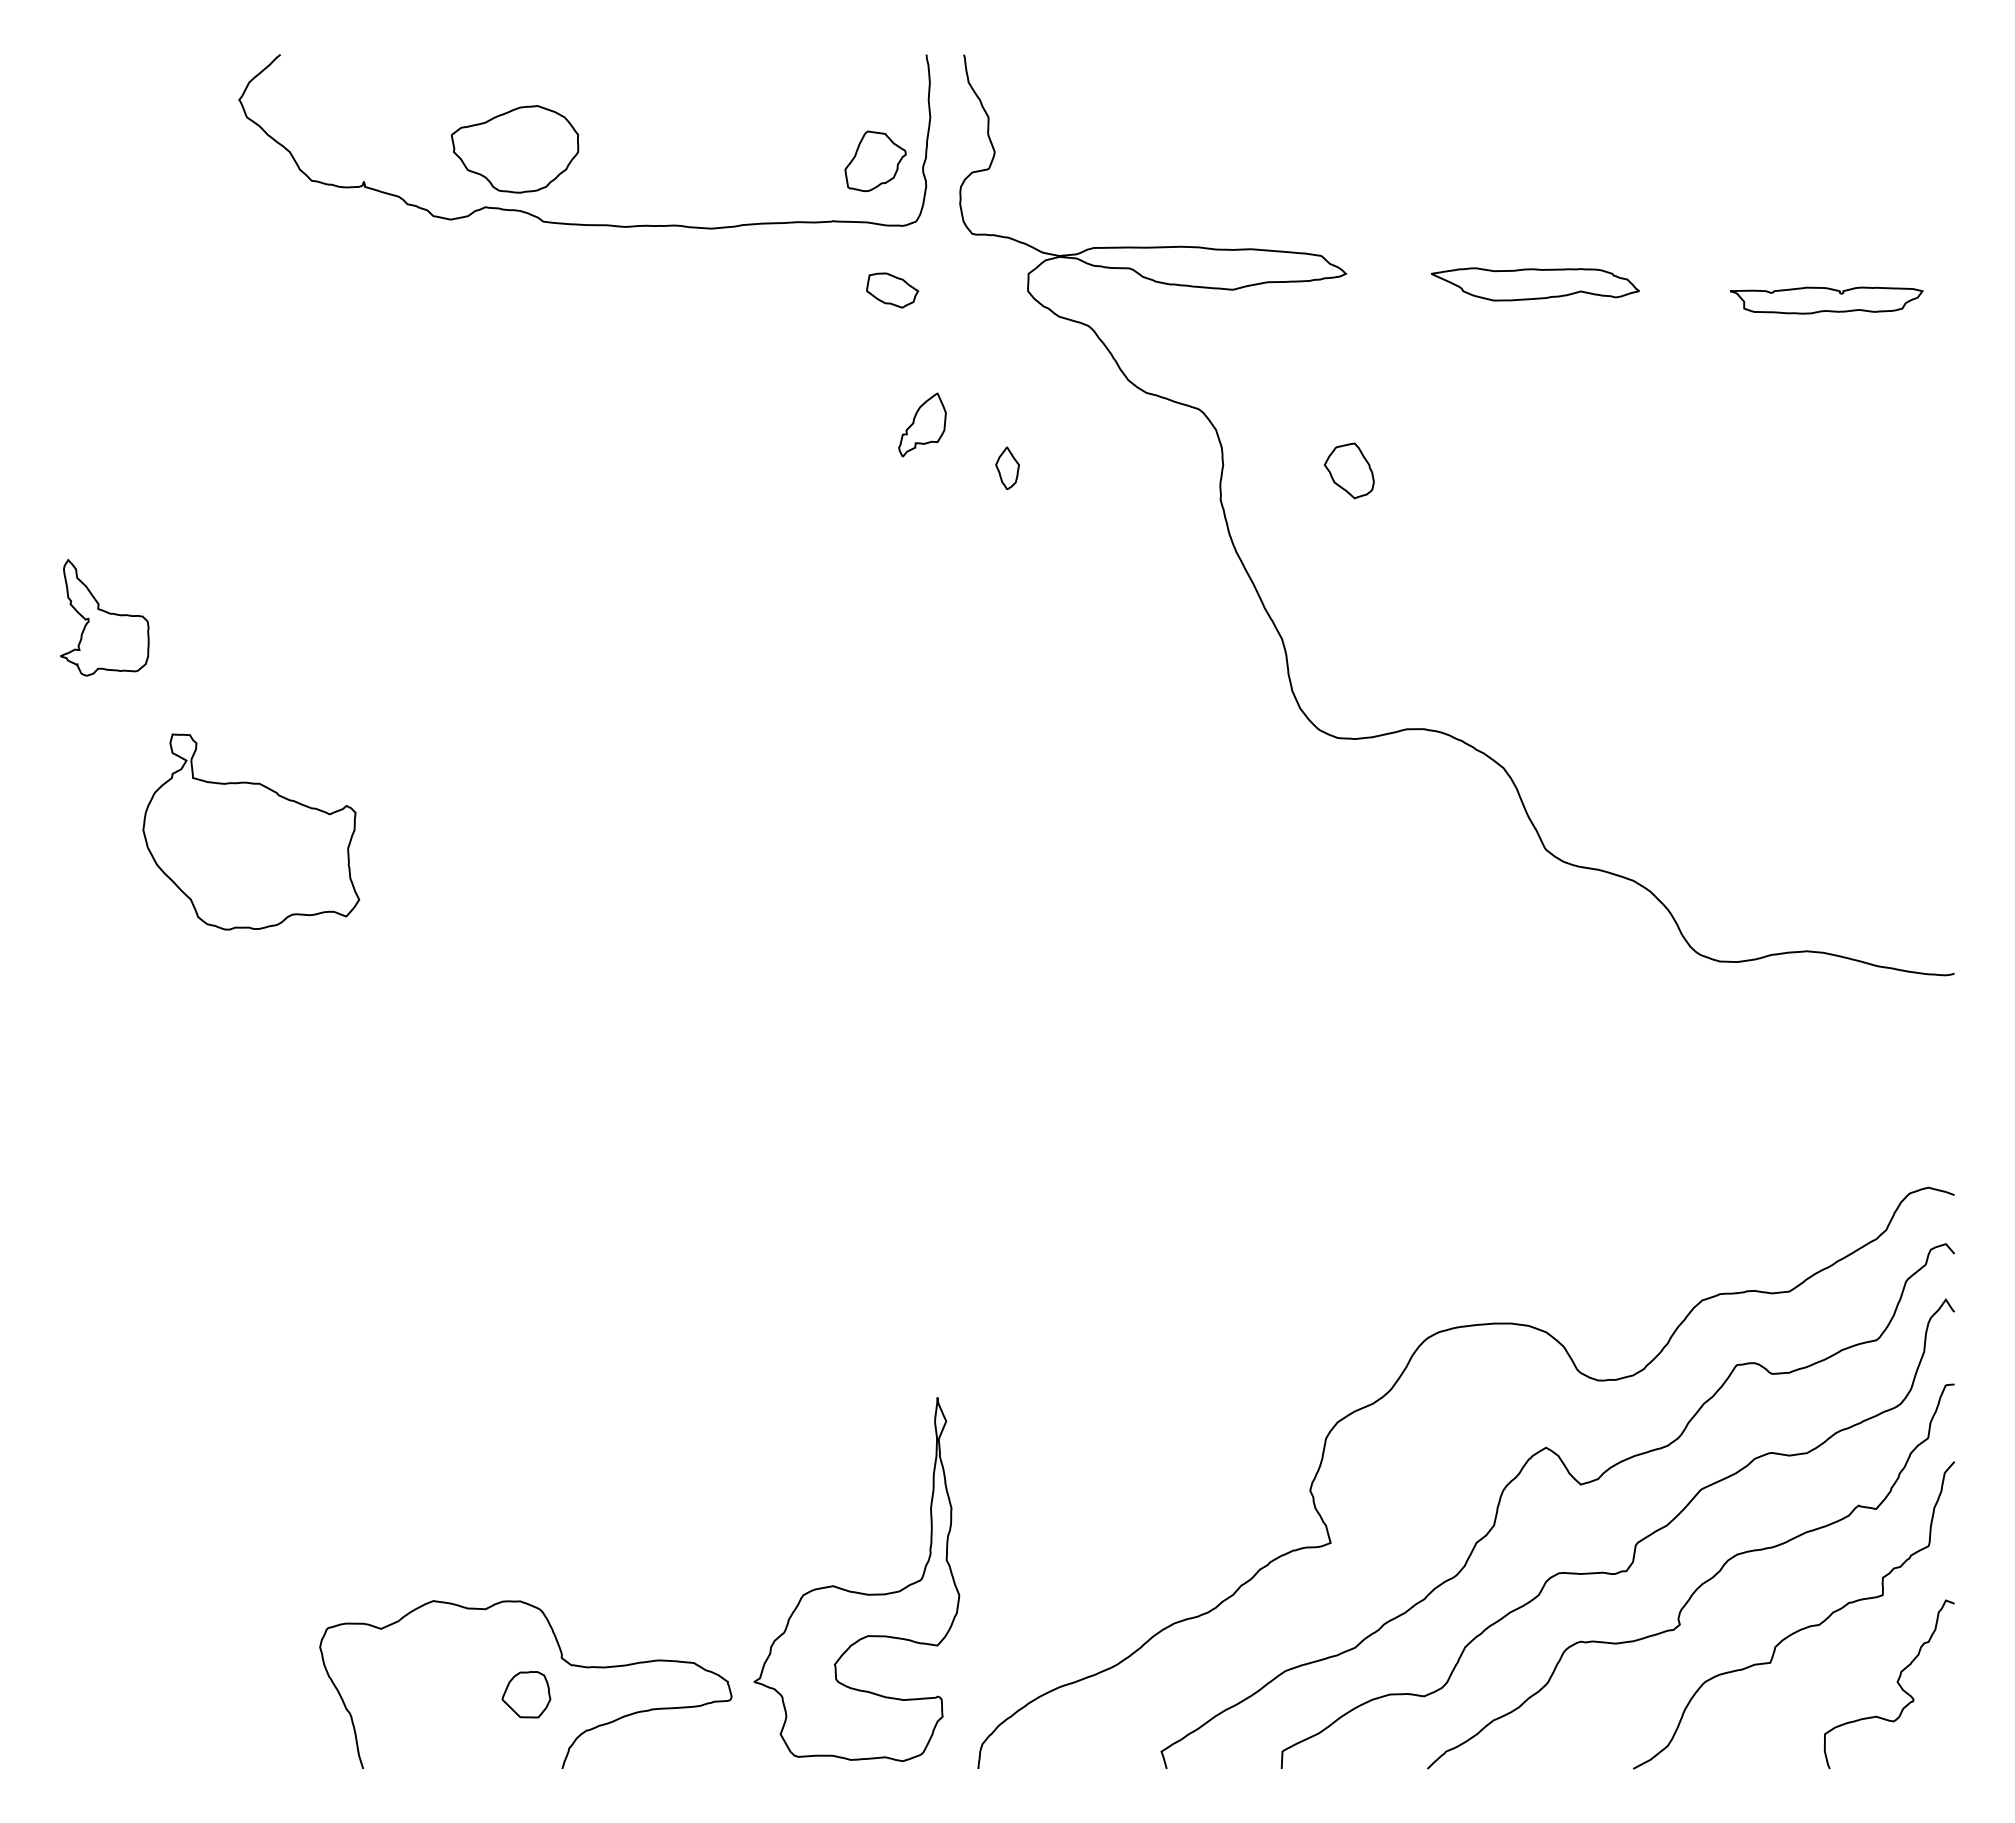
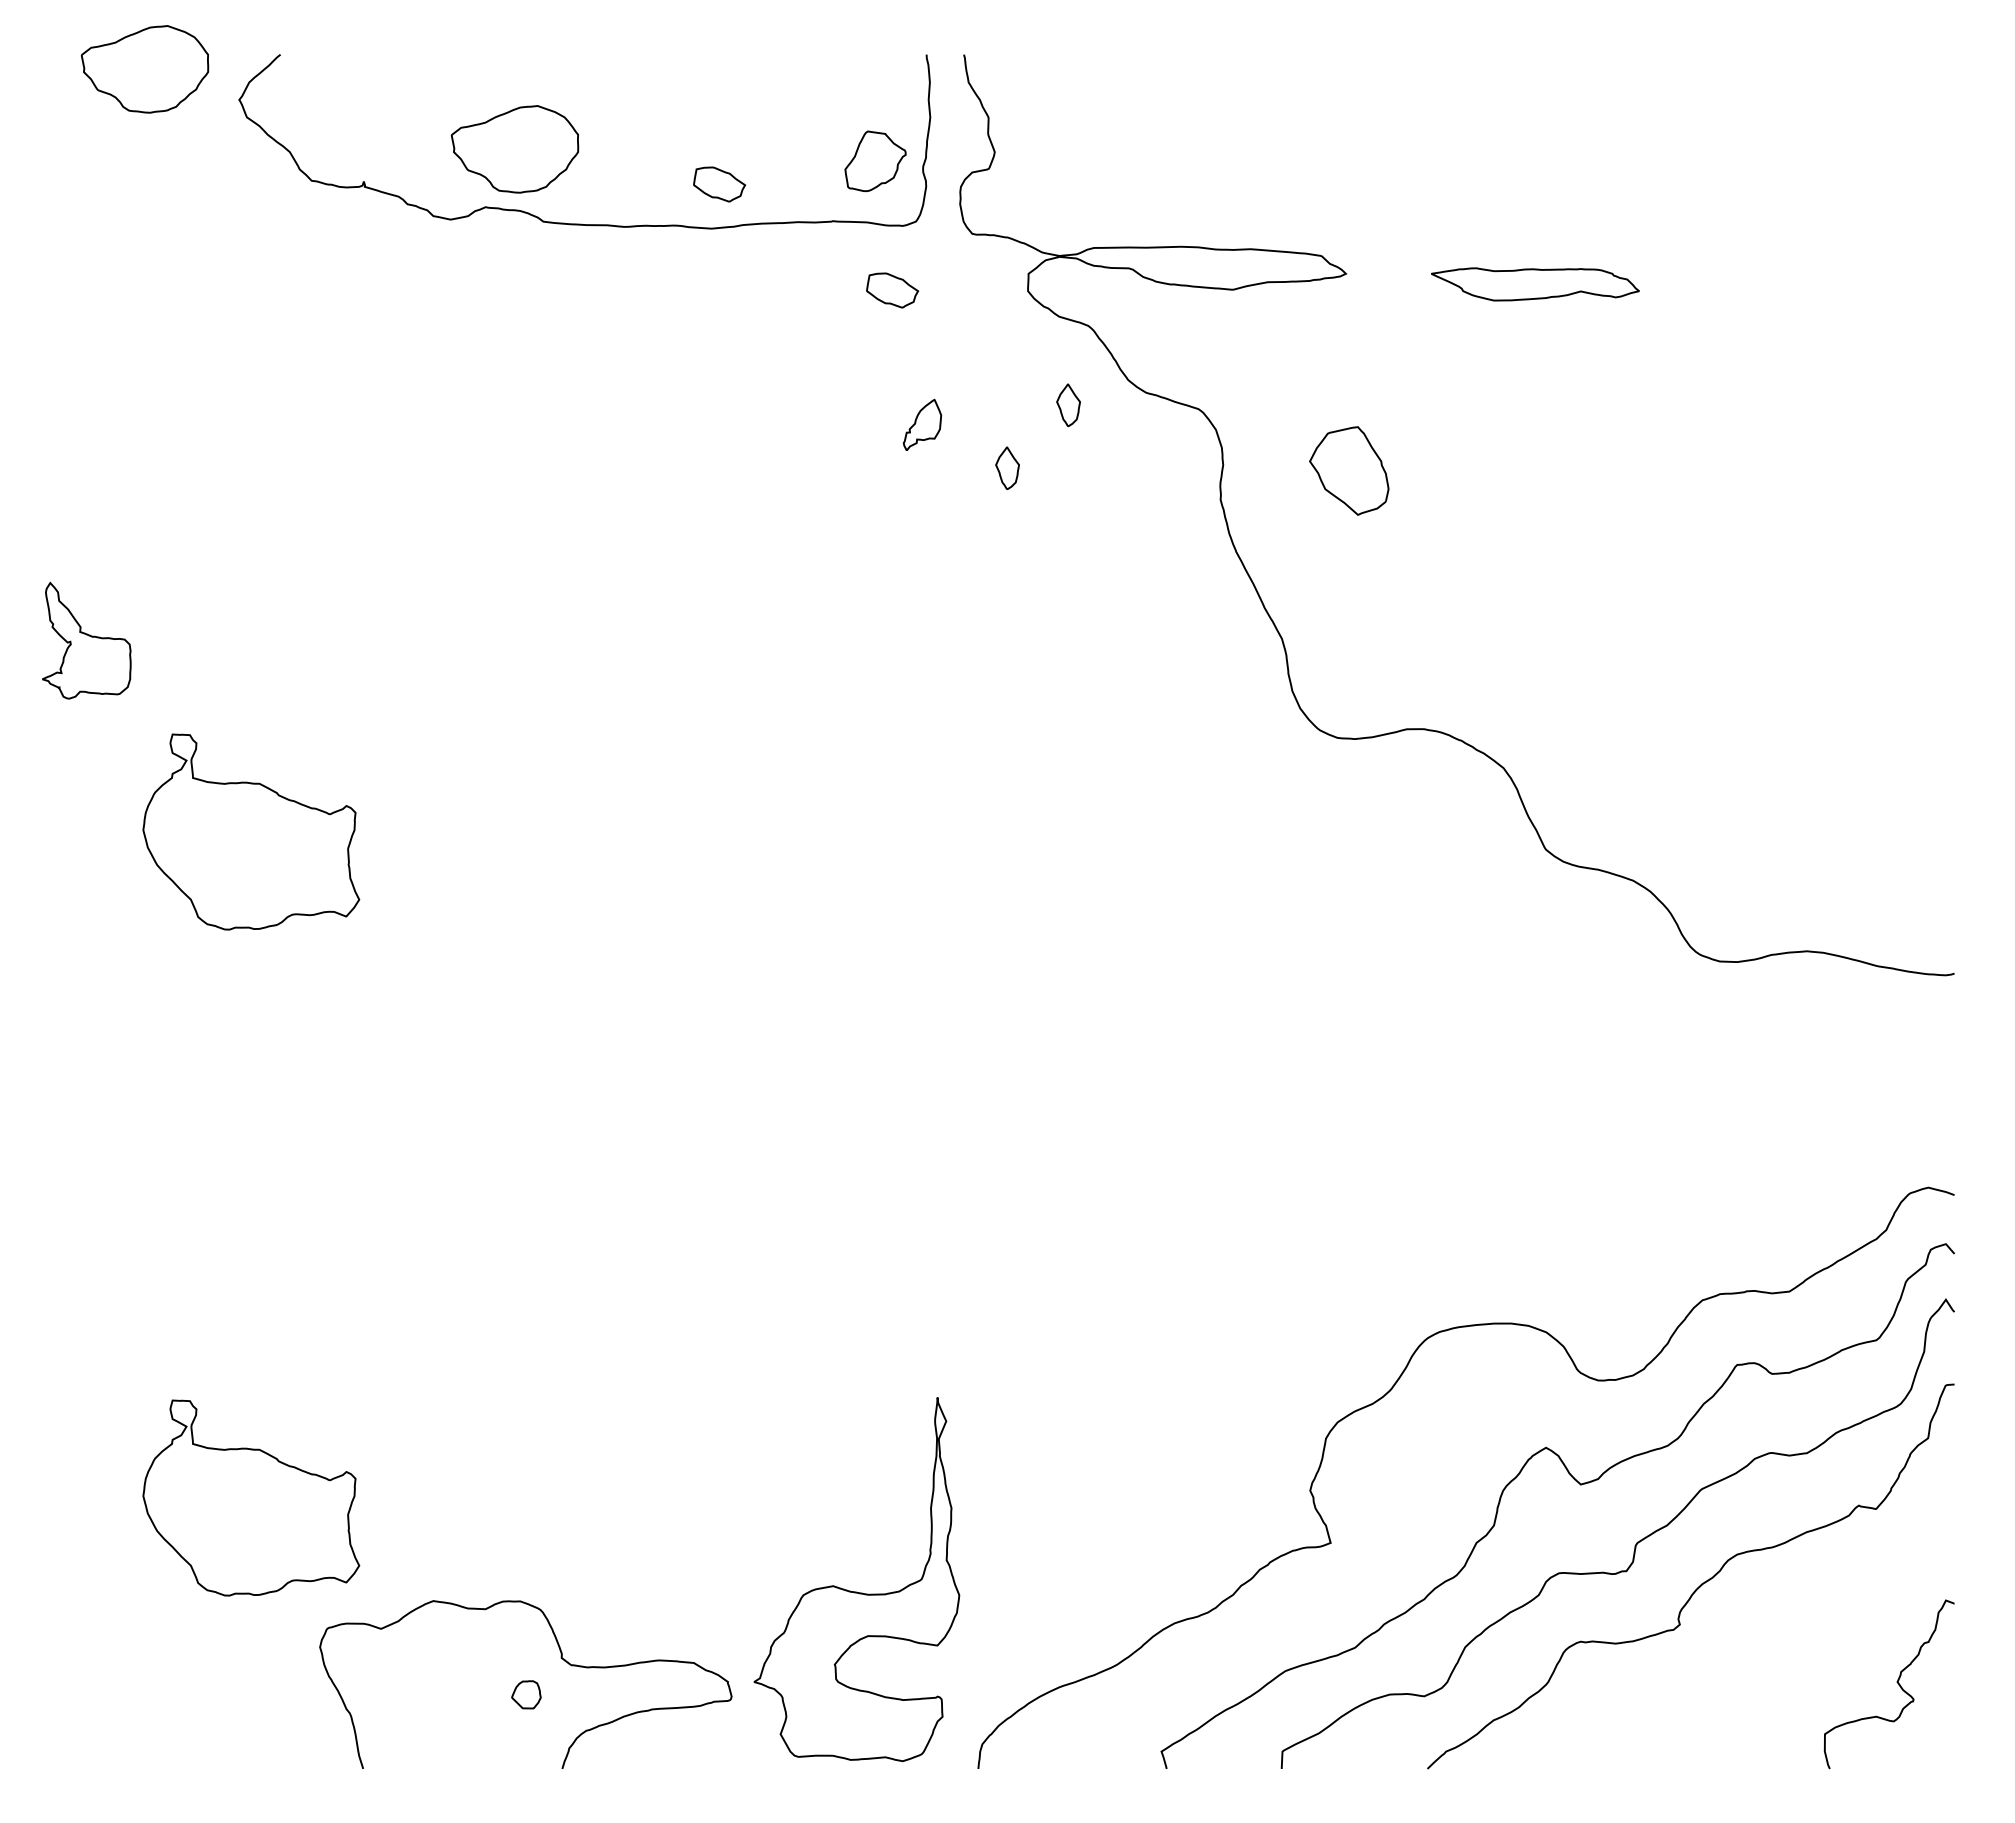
part: none -> present (144, 69)
part: none -> present (719, 184)
part: present -> none (1826, 300)
part: none -> present (1068, 404)
part size: 49x66 px -> 41x53 px (922, 424)
part size: 51x58 px -> 81x90 px (1349, 470)
part position: (104, 617) -> (86, 640) (86, 640)
part: none -> present (251, 1497)
curve: present -> none (1798, 1629)
part size: 51x48 px -> 31x30 px (526, 1694)
